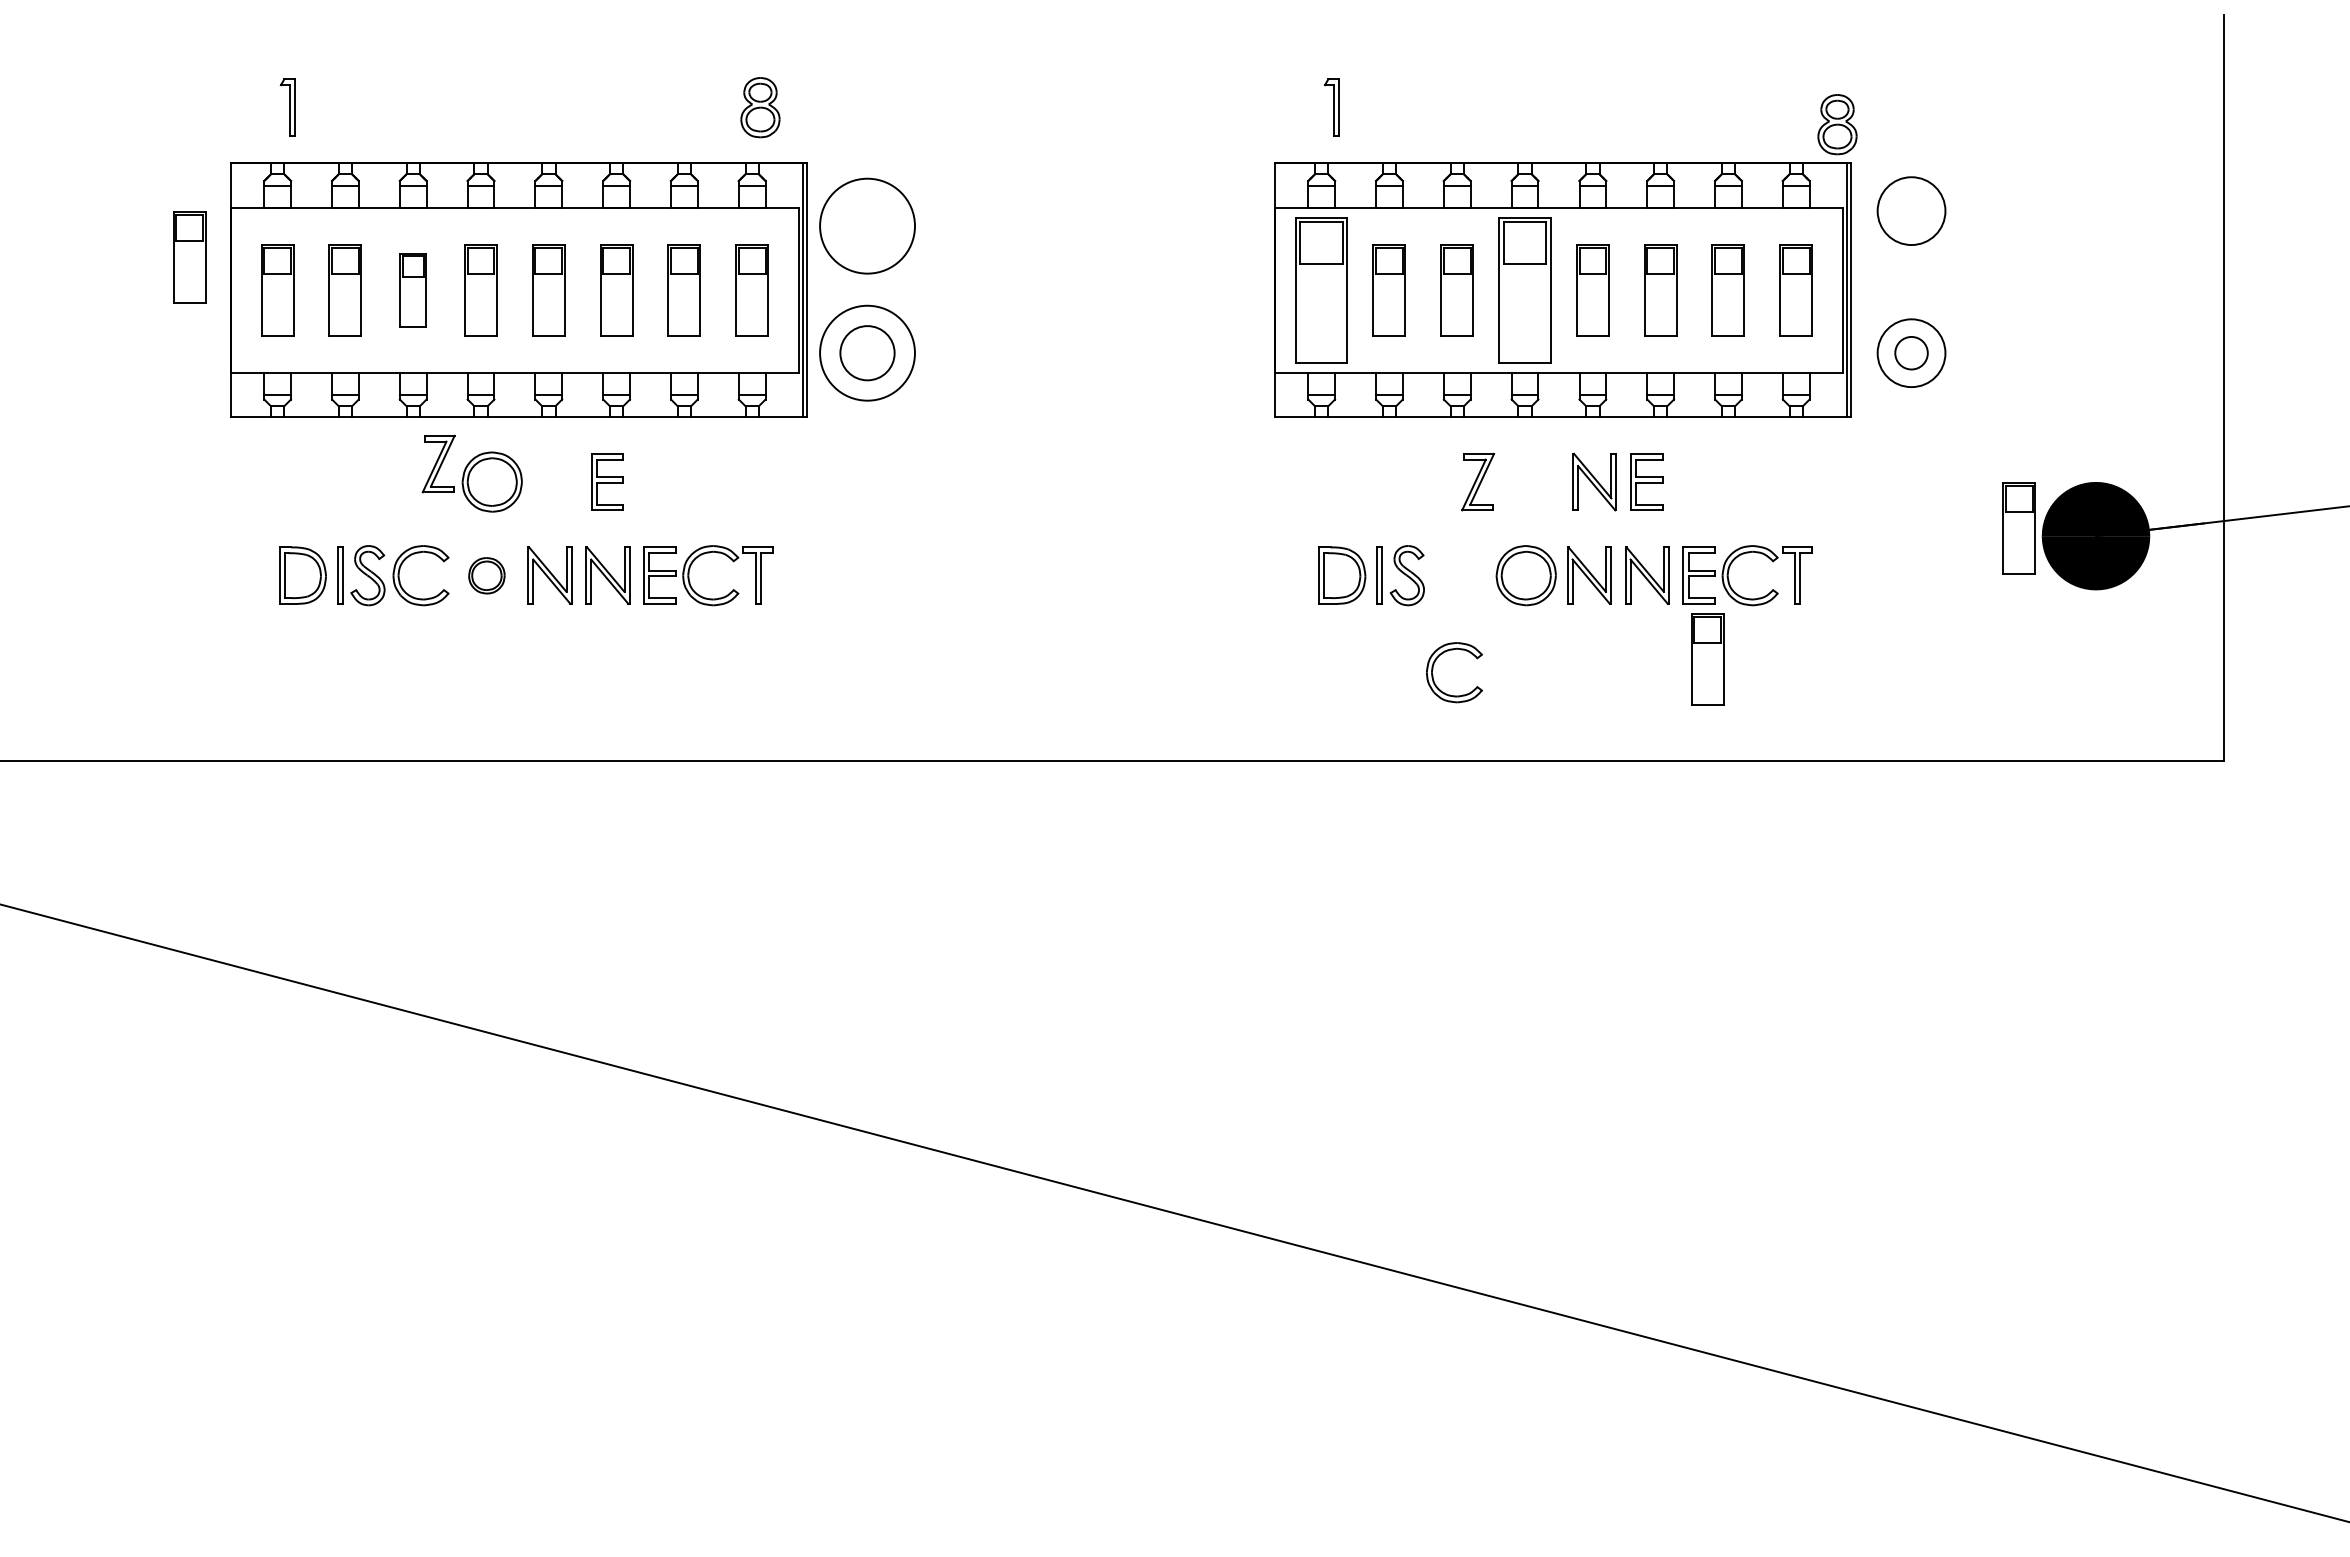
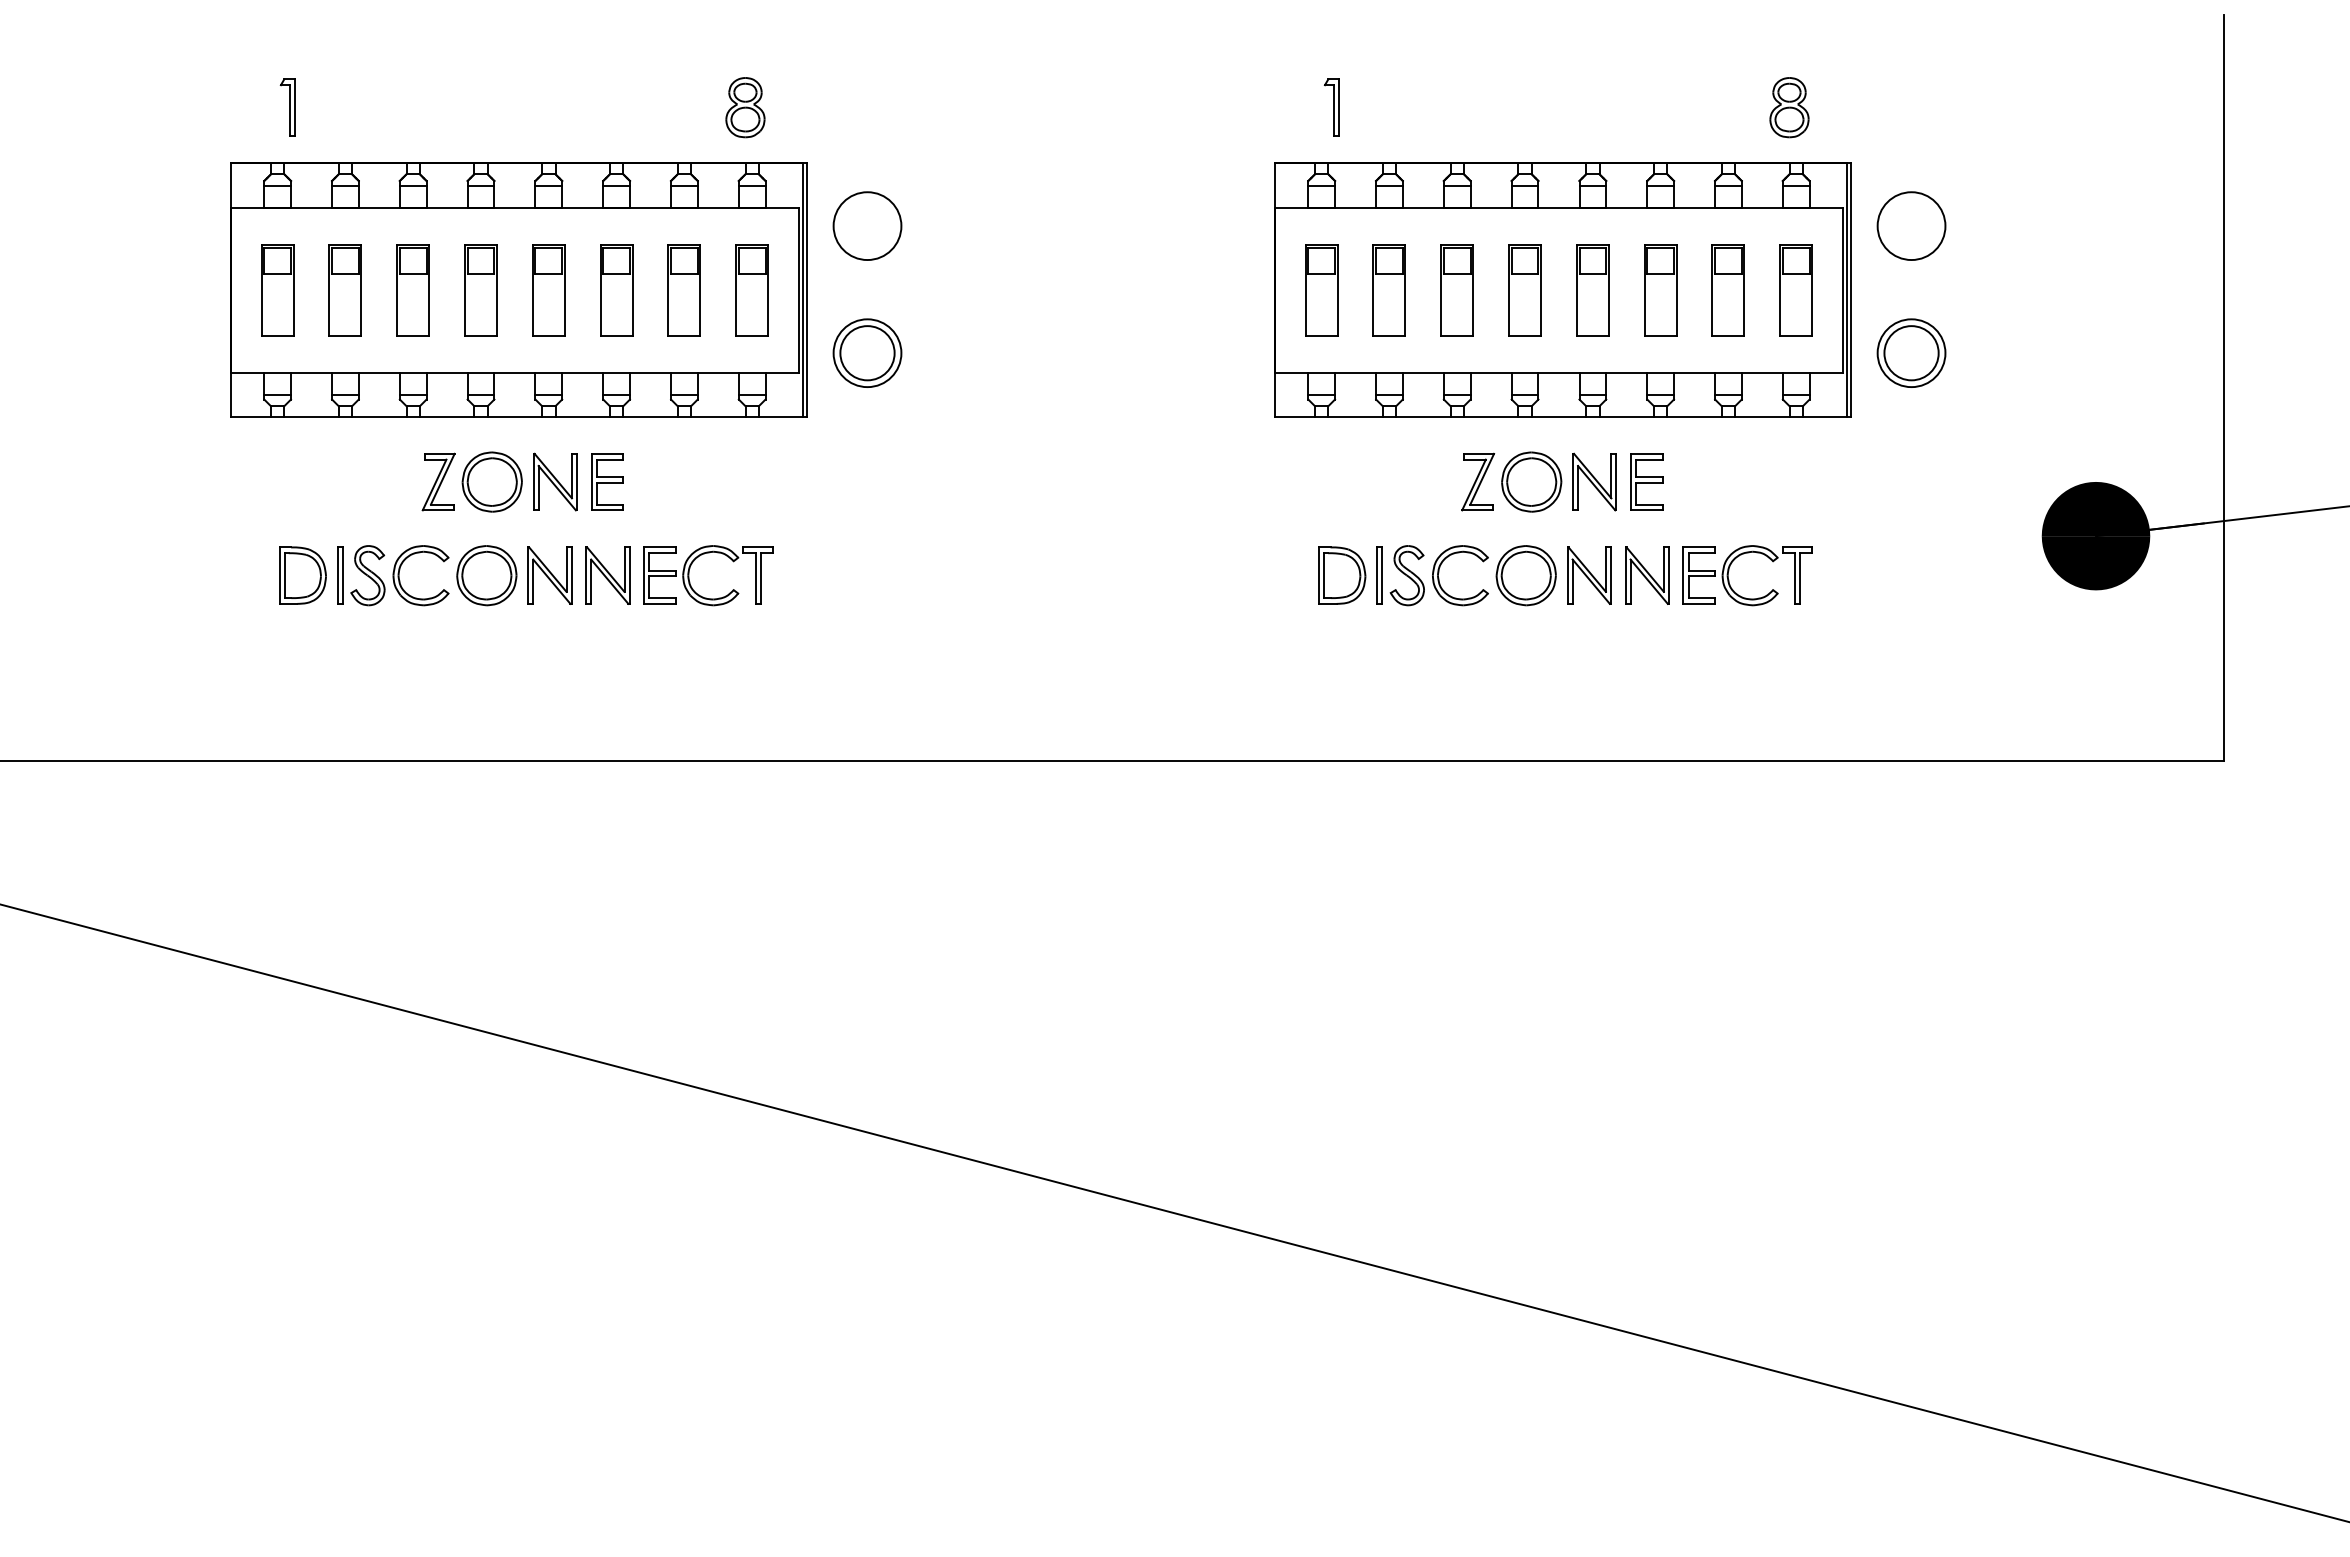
part position: (760, 107) -> (745, 107) (745, 107)
part position: (1837, 124) -> (1789, 107) (1789, 107)
circle position: (1911, 210) -> (1911, 225) (1911, 225)
circle size: 97x98 px -> 71x70 px (867, 225)
part: present -> none (189, 257)
part size: 28x75 px -> 34x93 px (412, 290)
part size: 53x147 px -> 34x93 px (1321, 290)
part size: 54x147 px -> 34x93 px (1524, 290)
circle diameter: 95 px -> 68 px (867, 353)
circle diameter: 33 px -> 54 px (1911, 353)
part position: (438, 463) -> (438, 481) (438, 481)
part: none -> present (555, 481)
part: none -> present (1531, 481)
part: present -> none (2018, 528)
part size: 38x38 px -> 62x62 px (486, 575)
part: present -> none (1707, 659)
part position: (1433, 669) -> (1439, 572) (1439, 572)
